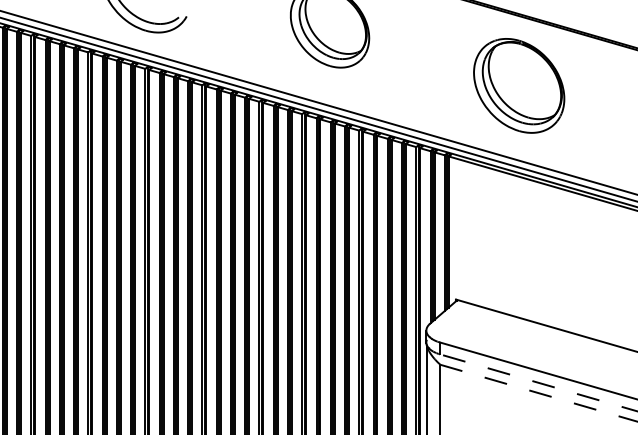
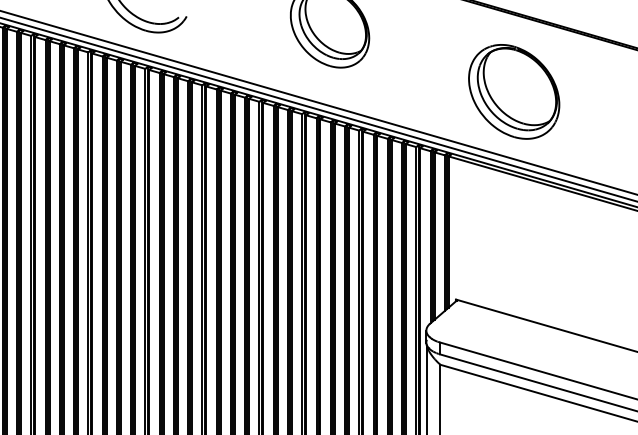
part position: (519, 85) -> (514, 91) (514, 91)
line: dashed -> solid (538, 382)
line: dashed -> solid (538, 393)
